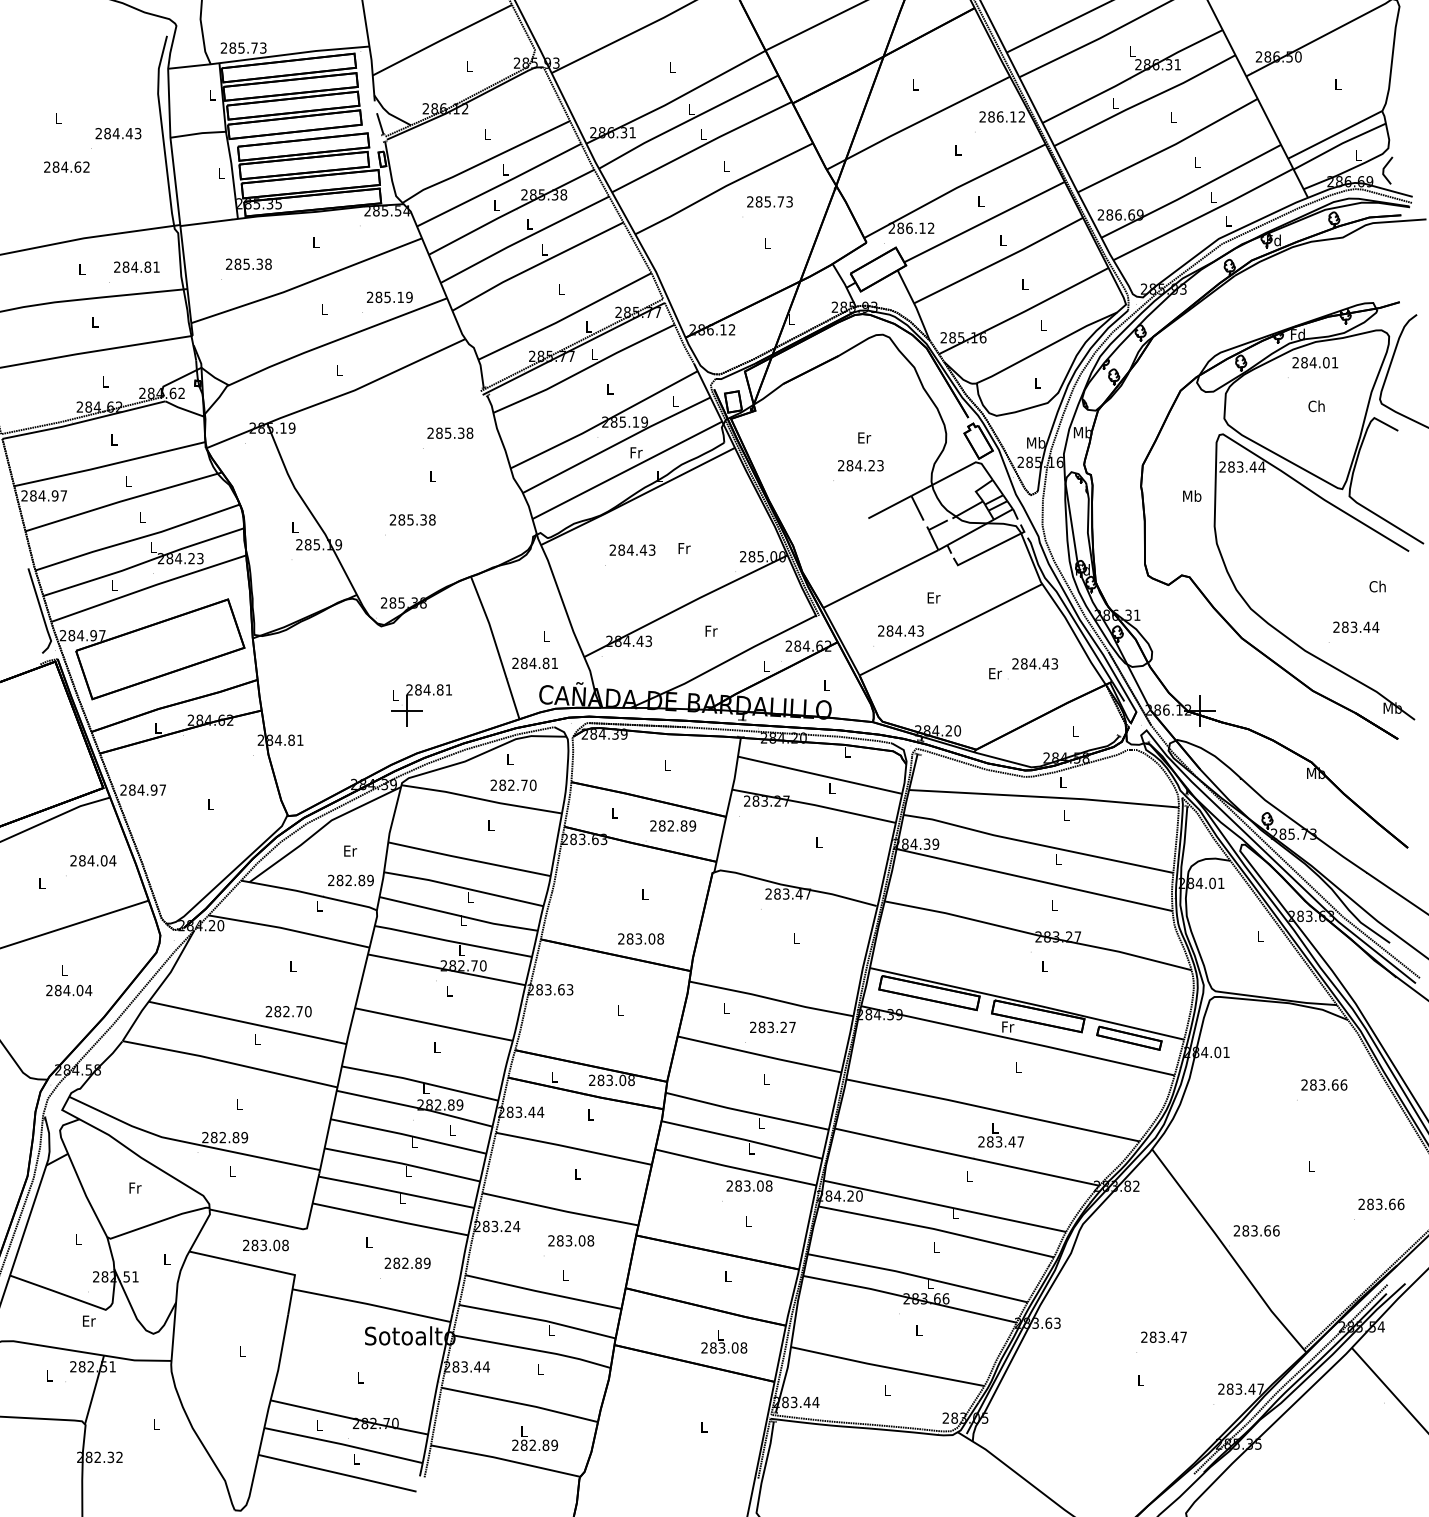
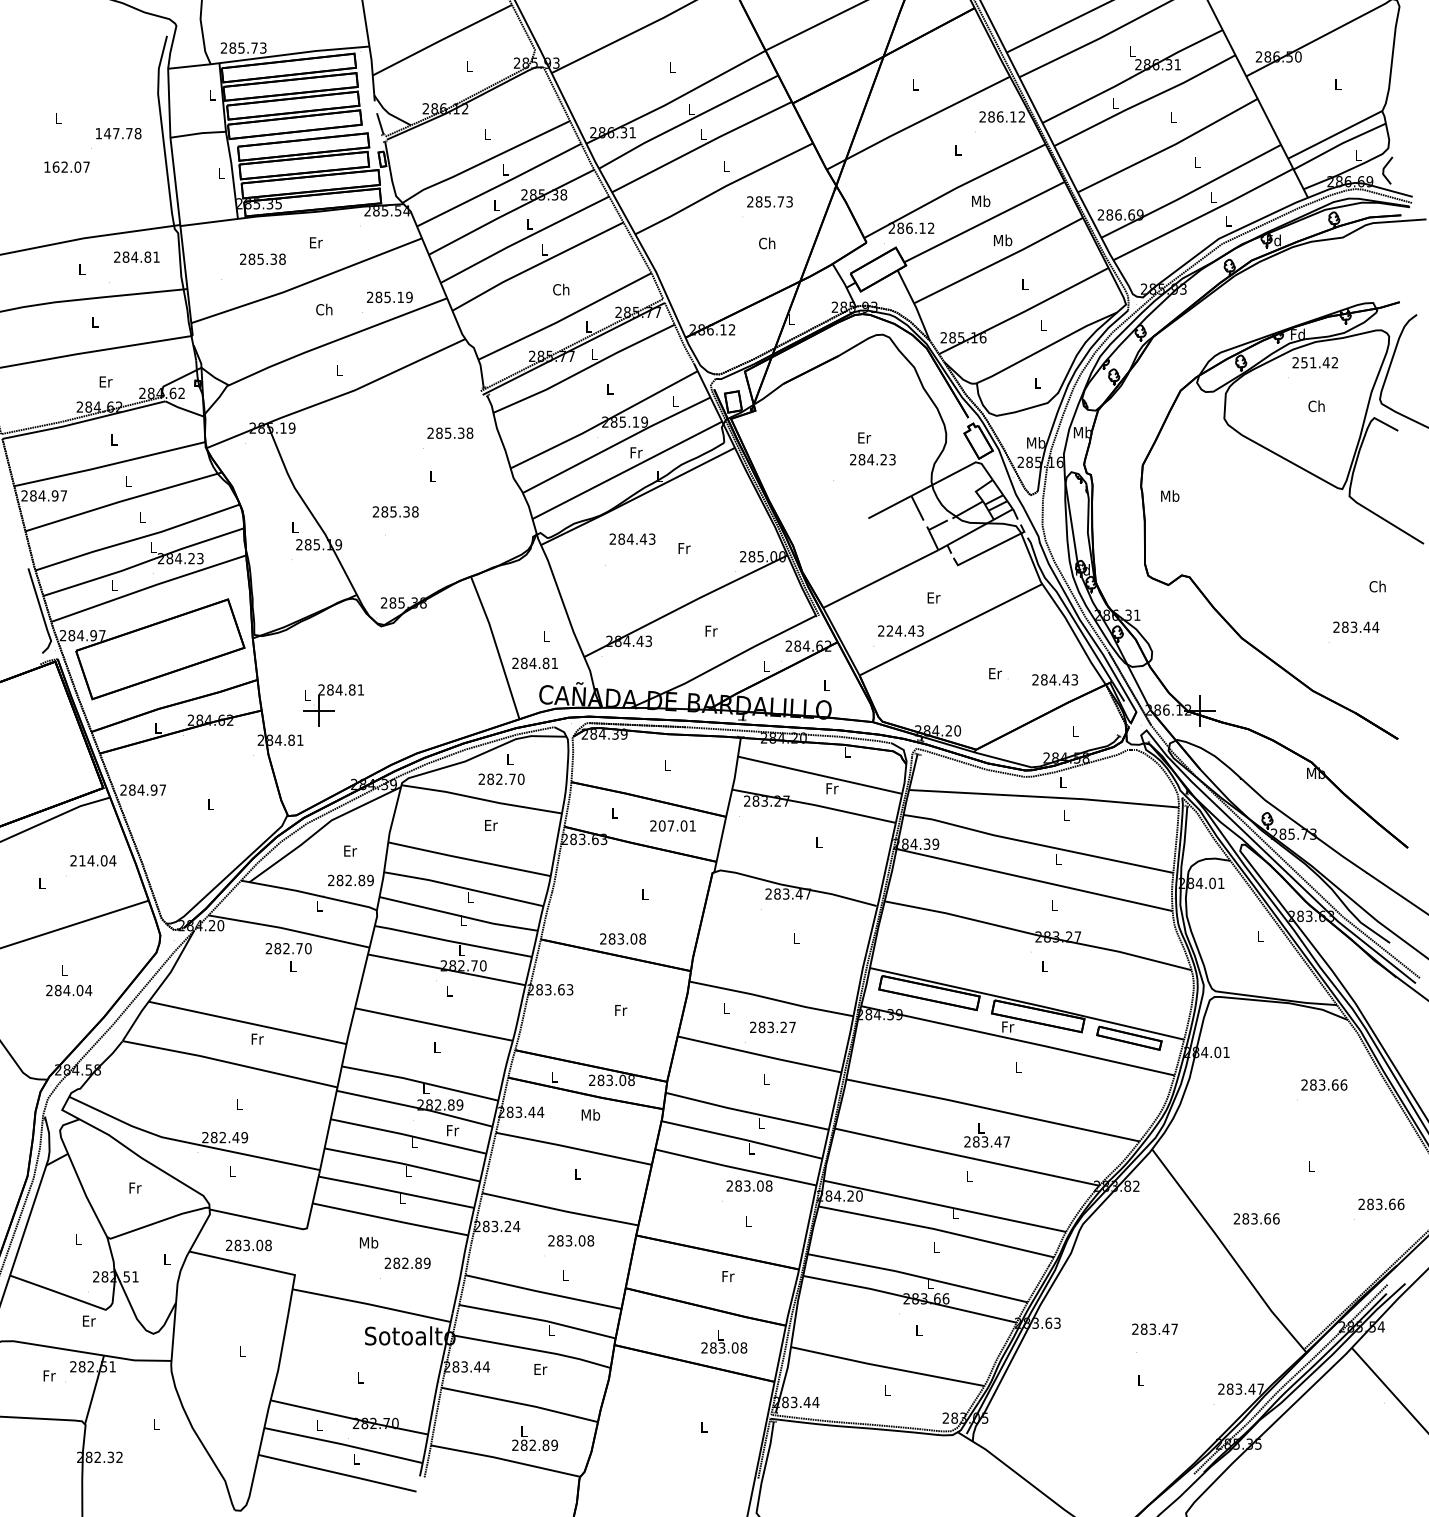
text: 284.43 -> 147.78 (118, 133)
text: 284.62 -> 162.07 (66, 166)
text: L -> Mb (981, 201)
text: L -> Mb (1003, 240)
text: L -> Er (316, 242)
text: L -> Ch (767, 243)
text position: (248, 263) -> (262, 258) (262, 258)
text position: (136, 266) -> (136, 256) (136, 256)
text: L -> Ch (561, 289)
text: L -> Ch (324, 309)
text: 284.01 -> 251.42 (1319, 362)
text: L -> Er (105, 381)
text position: (860, 465) -> (872, 459) (872, 459)
text position: (1192, 495) -> (1170, 495) (1170, 495)
text position: (412, 519) -> (395, 511) (395, 511)
text position: (632, 549) -> (632, 538) (632, 538)
part: present -> none (1275, 627)
text: 284.43 -> 224.43 (889, 630)
text position: (1034, 663) -> (1054, 679) (1054, 679)
part position: (421, 705) -> (333, 705) (333, 705)
text position: (513, 784) -> (501, 778) (501, 778)
text: L -> Fr (832, 788)
text: L -> Er (491, 825)
text: 282.89 -> 207.01 (677, 825)
text: 284.04 -> 214.04 (82, 860)
text position: (640, 938) -> (622, 938) (622, 938)
text: L -> Fr (621, 1010)
text position: (288, 1011) -> (288, 948) (288, 948)
text: L -> Fr (257, 1038)
text: L -> Mb (590, 1114)
text: L -> Fr (453, 1130)
text position: (1000, 1135) -> (986, 1135) (986, 1135)
text: 282.89 -> 282.49 (235, 1137)
text position: (1256, 1230) -> (1256, 1218) (1256, 1218)
text: L -> Mb (368, 1242)
text position: (265, 1245) -> (248, 1245) (248, 1245)
text: L -> Fr (728, 1276)
text position: (1163, 1336) -> (1154, 1328) (1154, 1328)
text: L -> Er (540, 1369)
text: L -> Fr (49, 1375)
